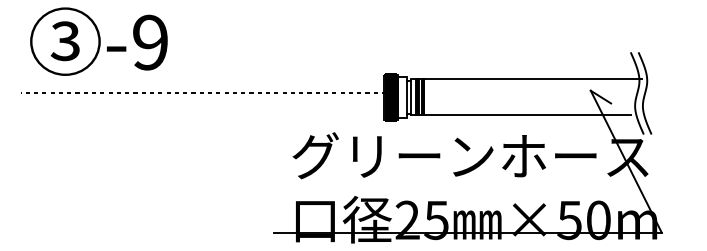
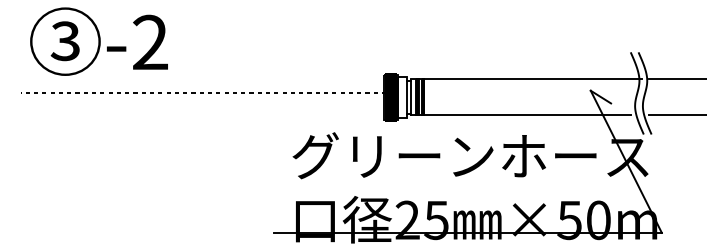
text: -9 -> -2 (150, 42)
line: none -> present (676, 79)
line: none -> present (675, 115)
